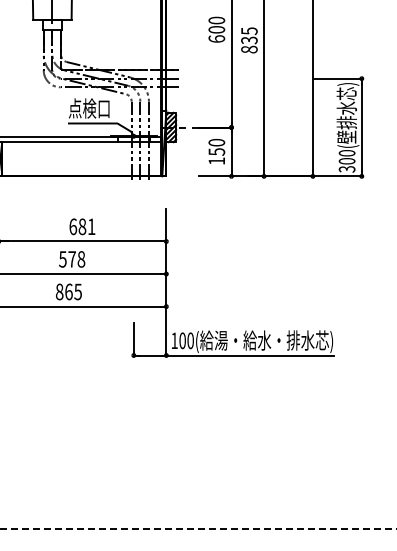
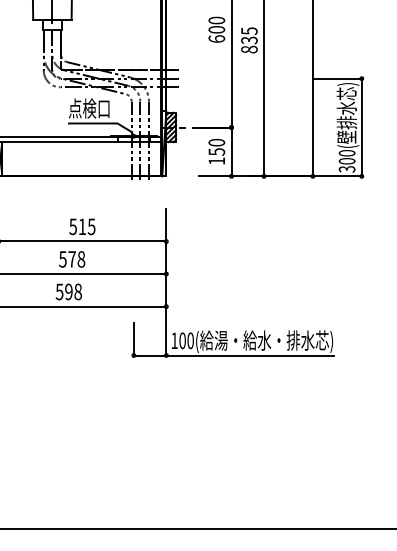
text: 681 -> 515 (82, 226)
text: 865 -> 598 (68, 291)
line: dashed -> solid (198, 529)
